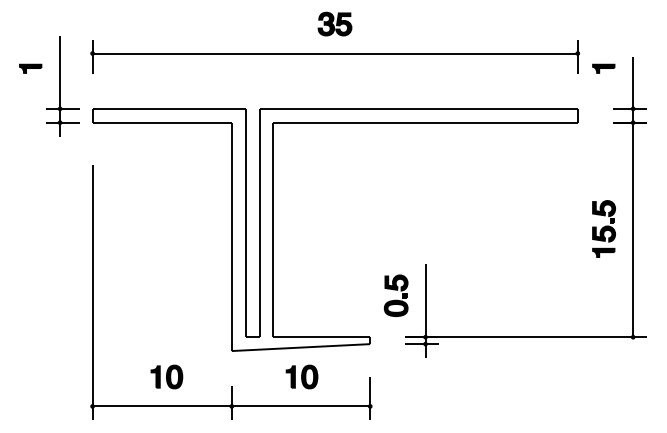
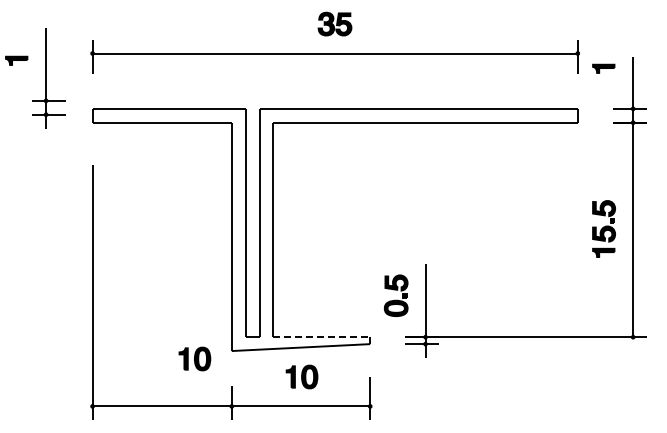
part position: (59, 86) -> (45, 78) (45, 78)
line: solid -> dashed (322, 337)
part position: (166, 376) -> (194, 358) (194, 358)
